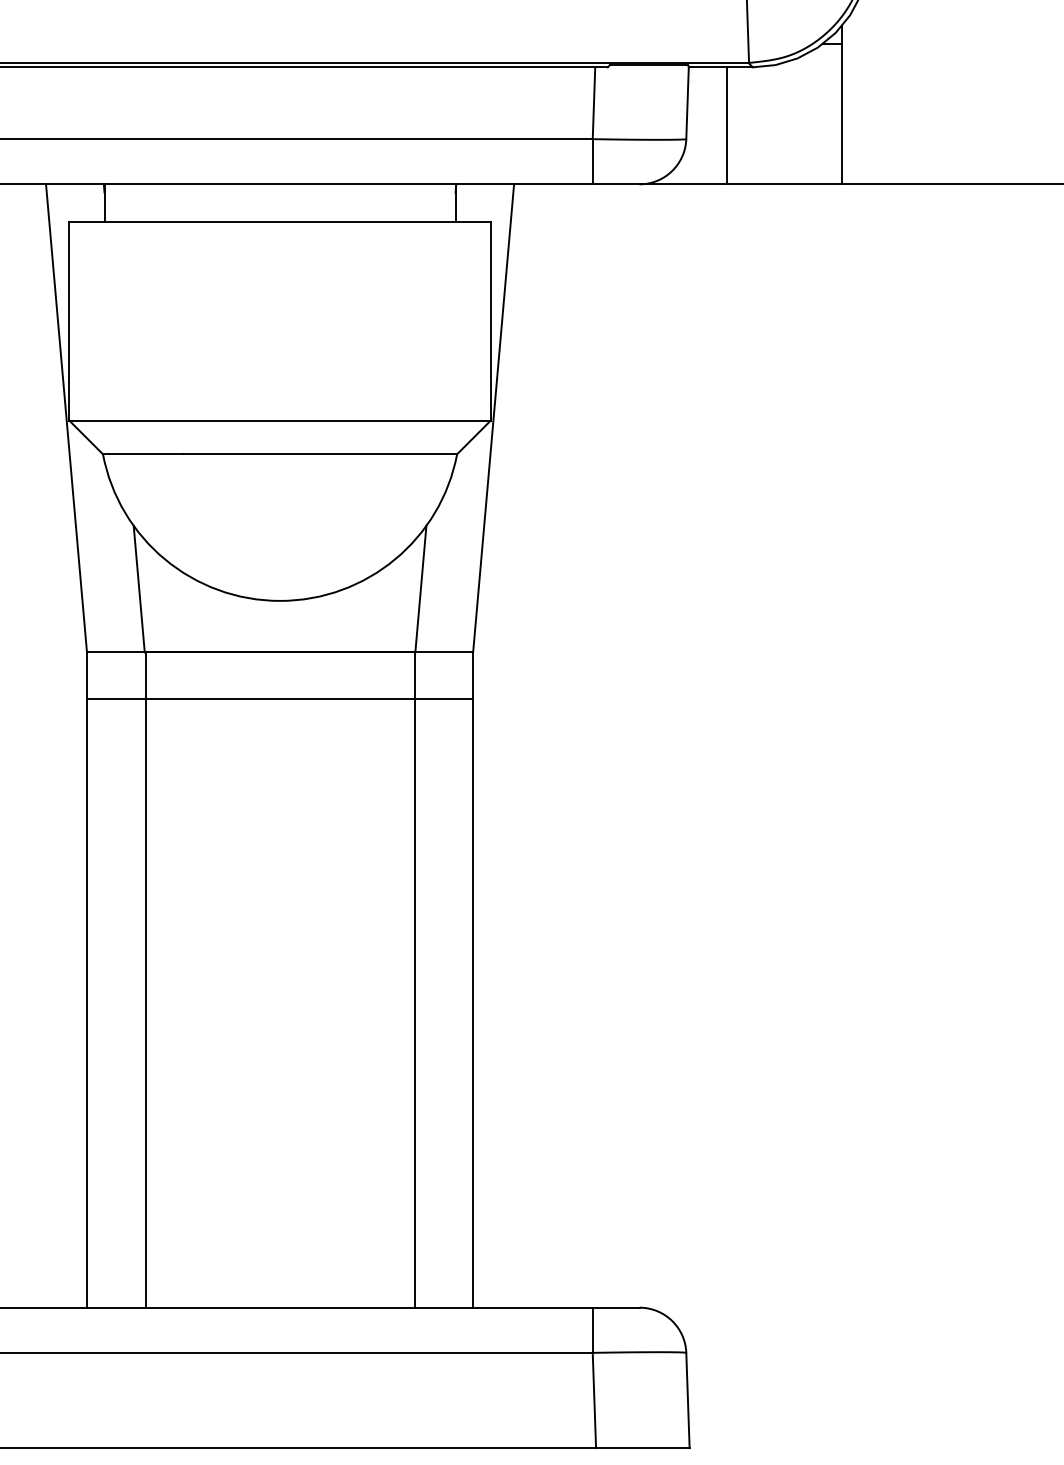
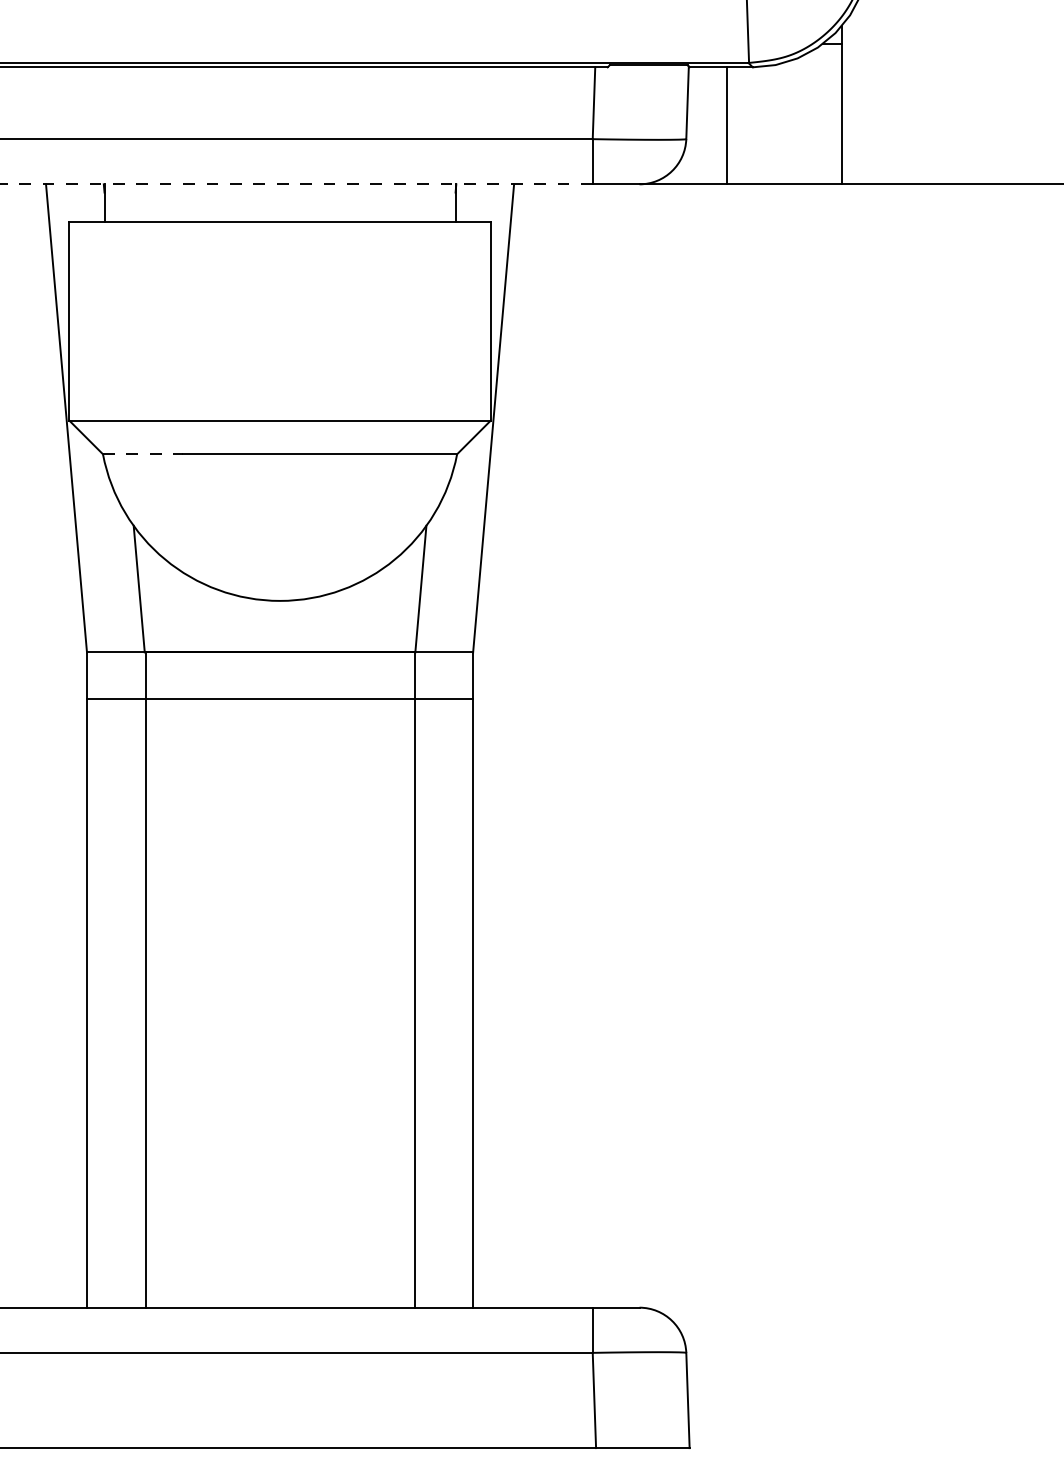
line: solid -> dashed (296, 184)
line: solid -> dashed (143, 454)
